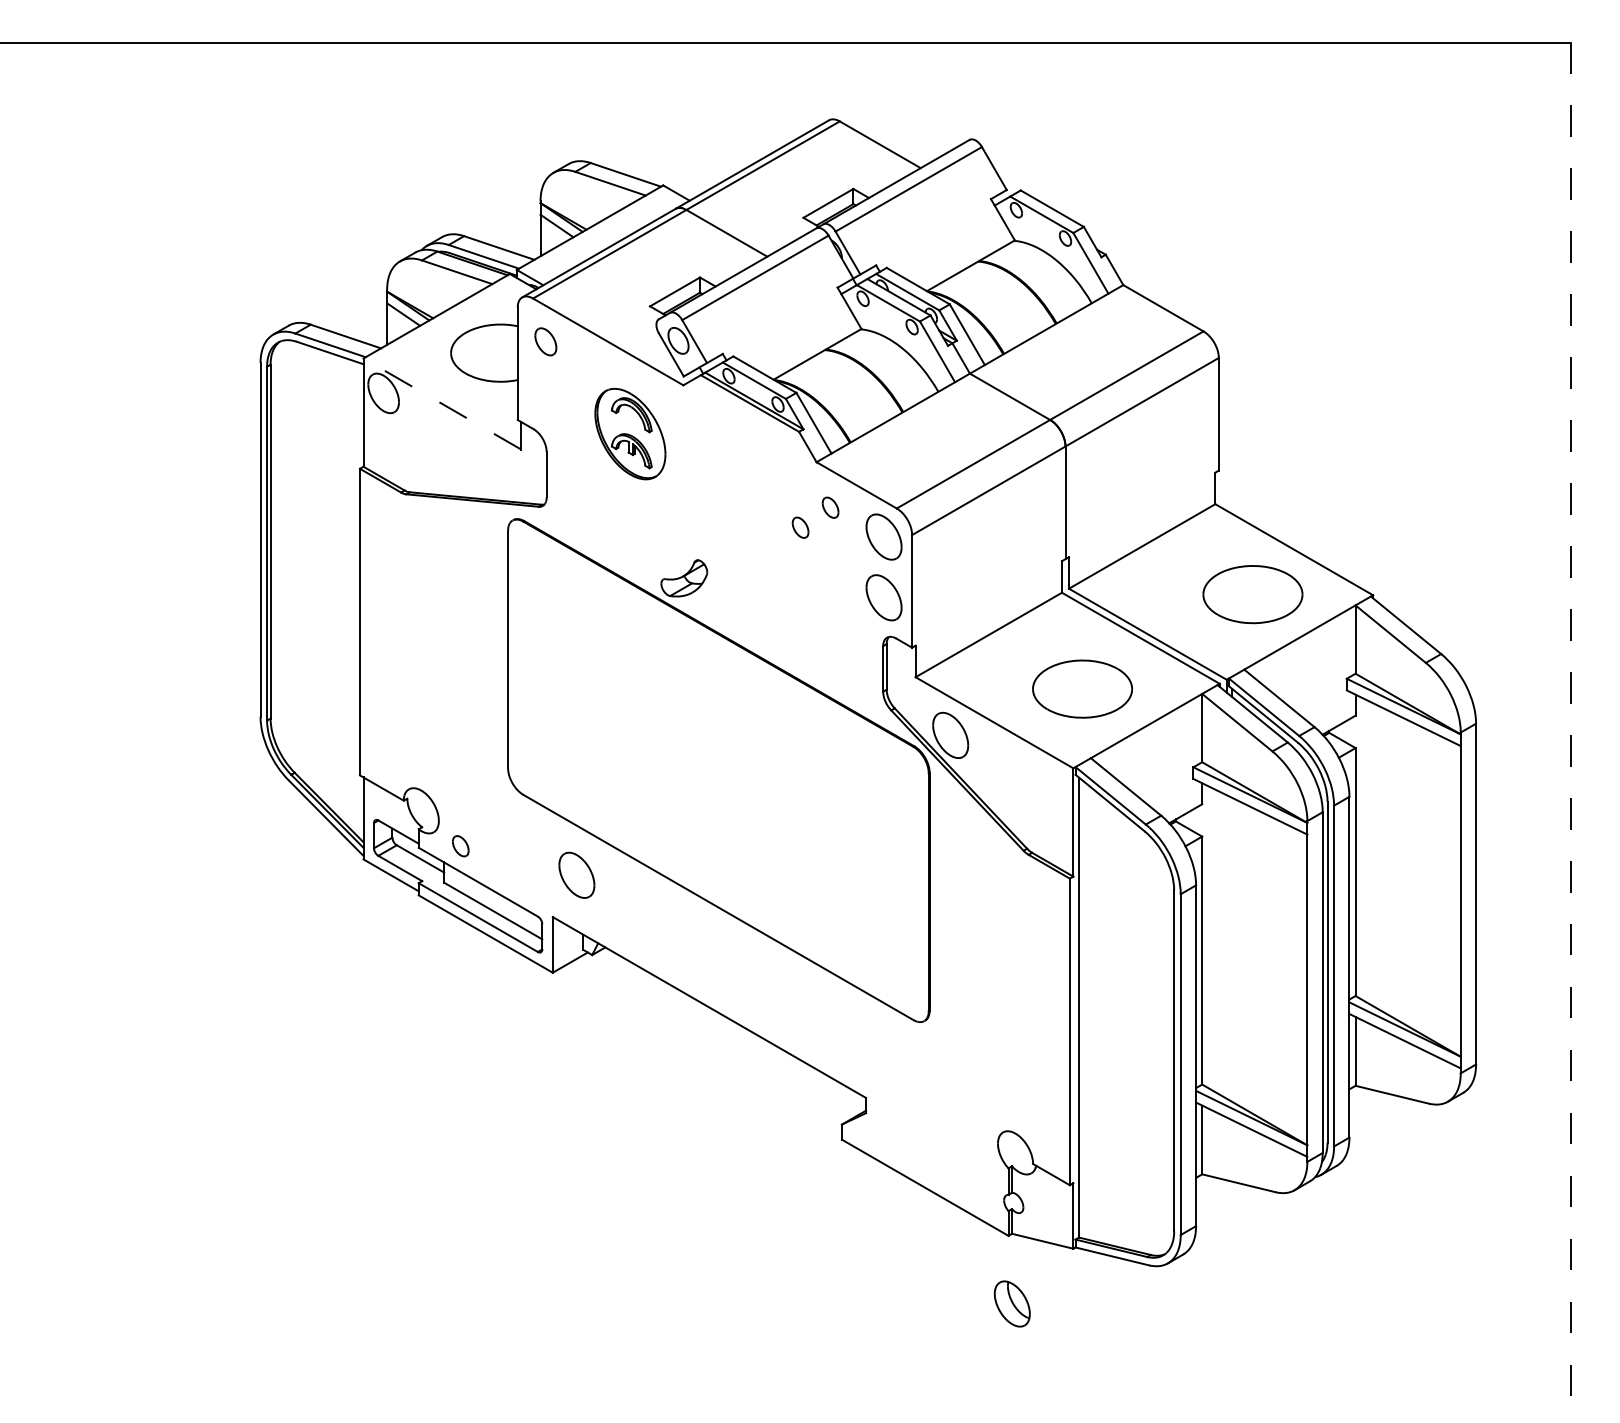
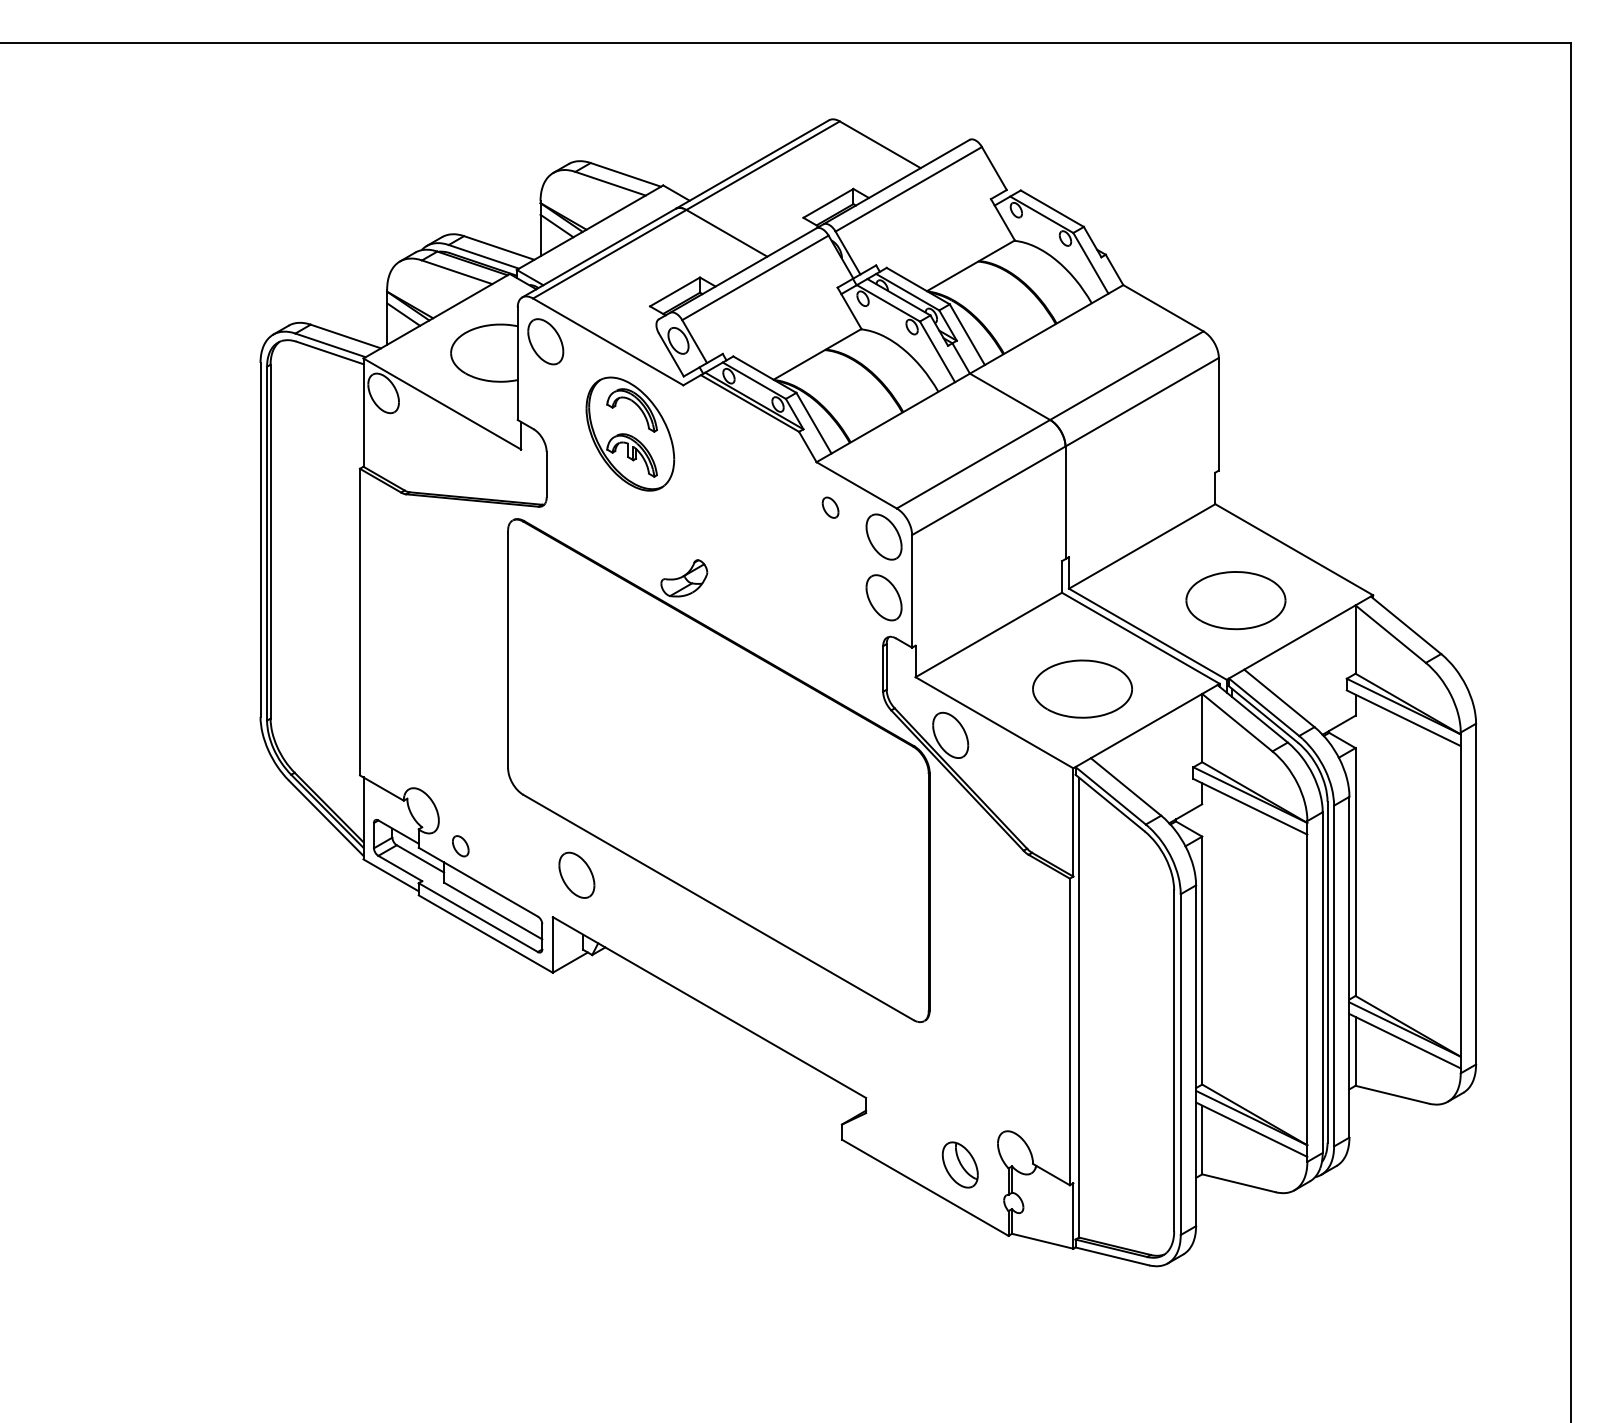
part size: 24x30 px -> 38x48 px (545, 341)
line: dashed -> solid (441, 403)
part size: 73x94 px -> 91x116 px (630, 433)
part: present -> none (800, 527)
part position: (1252, 594) -> (1235, 600) (1235, 600)
line: dashed -> solid (1571, 732)
part position: (1011, 1303) -> (959, 1164) (959, 1164)
